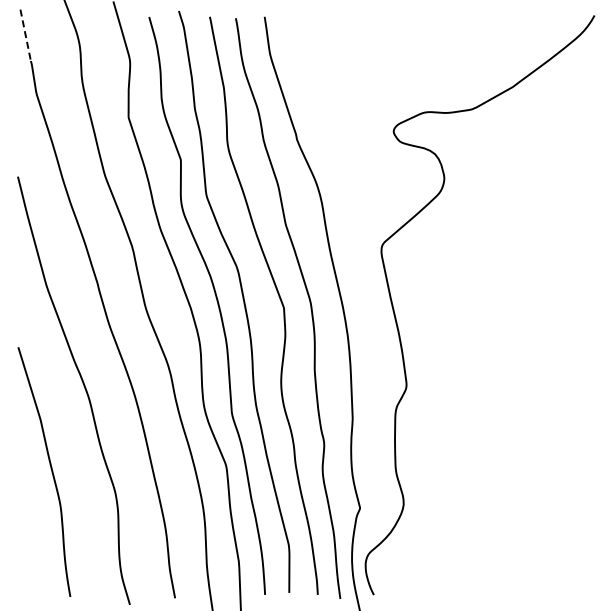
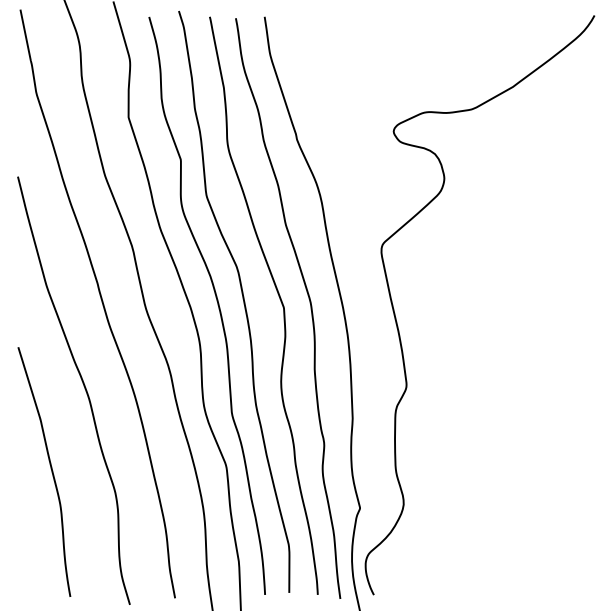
line: dashed -> solid (26, 36)
